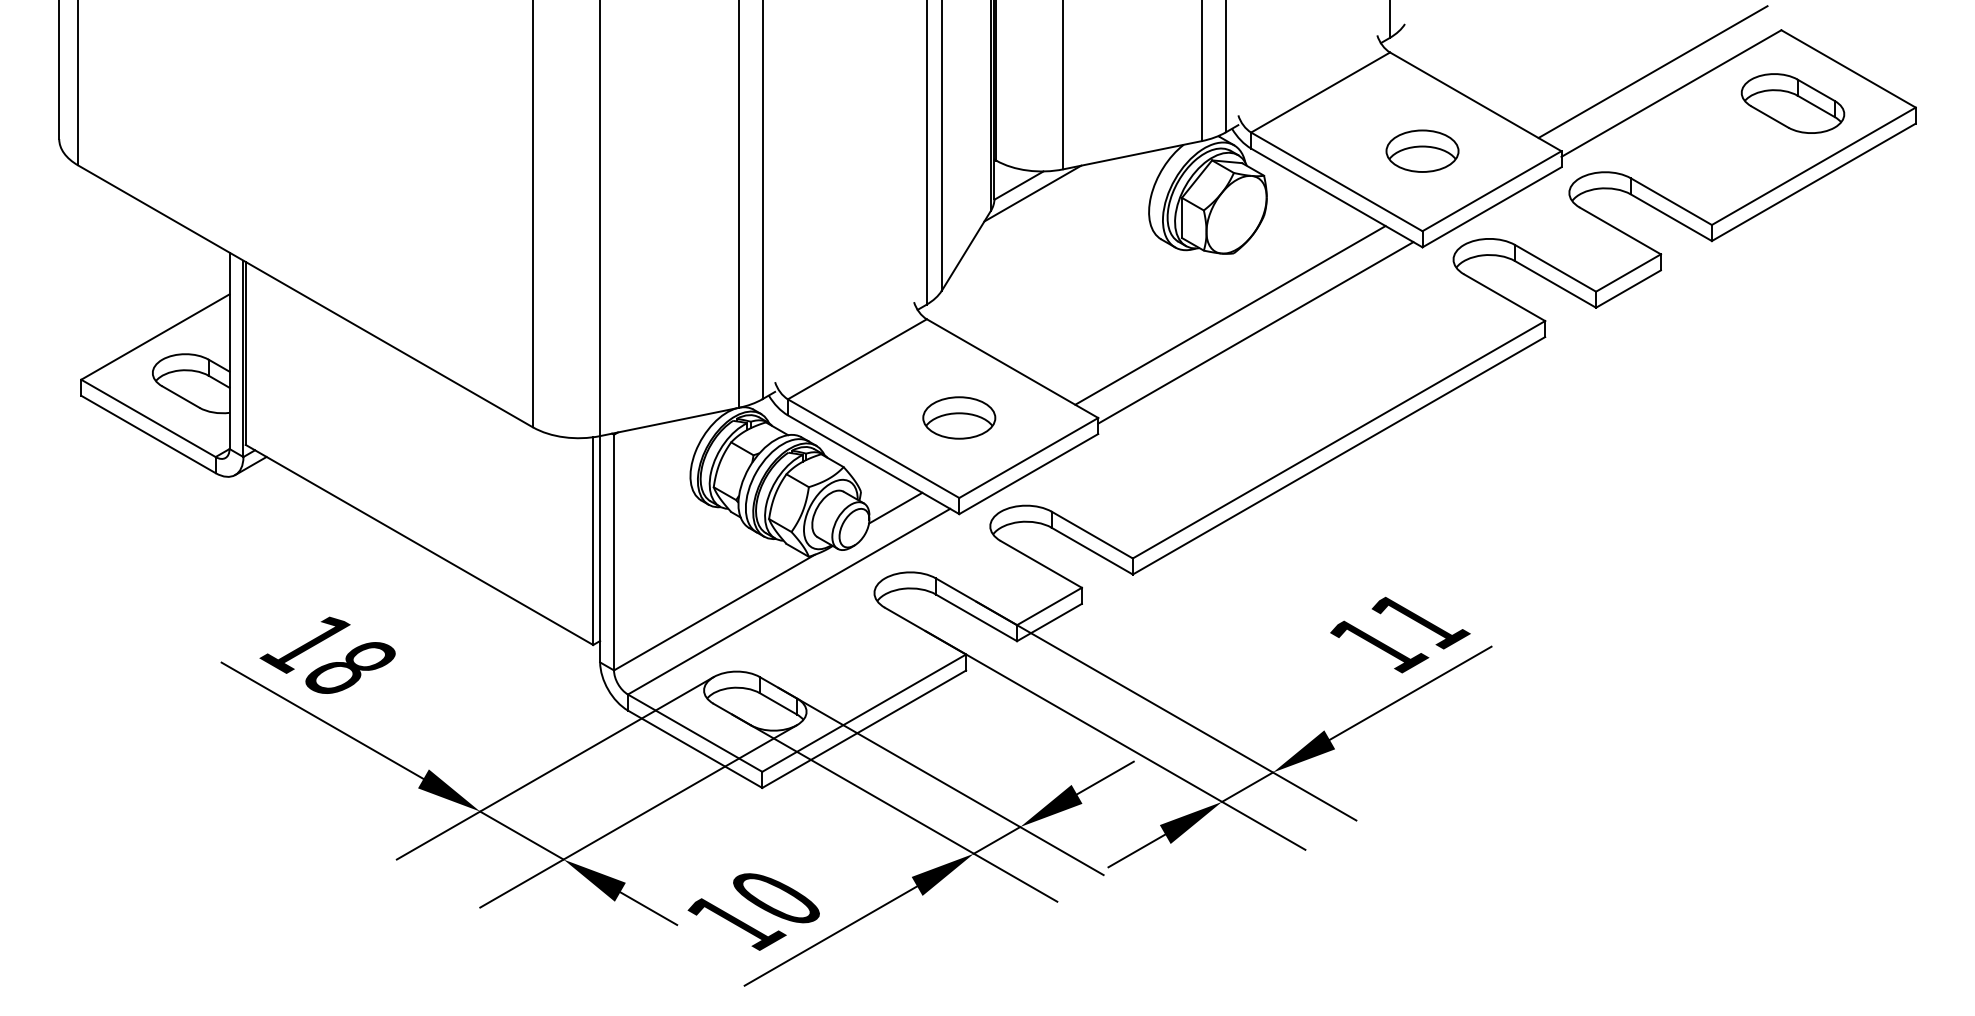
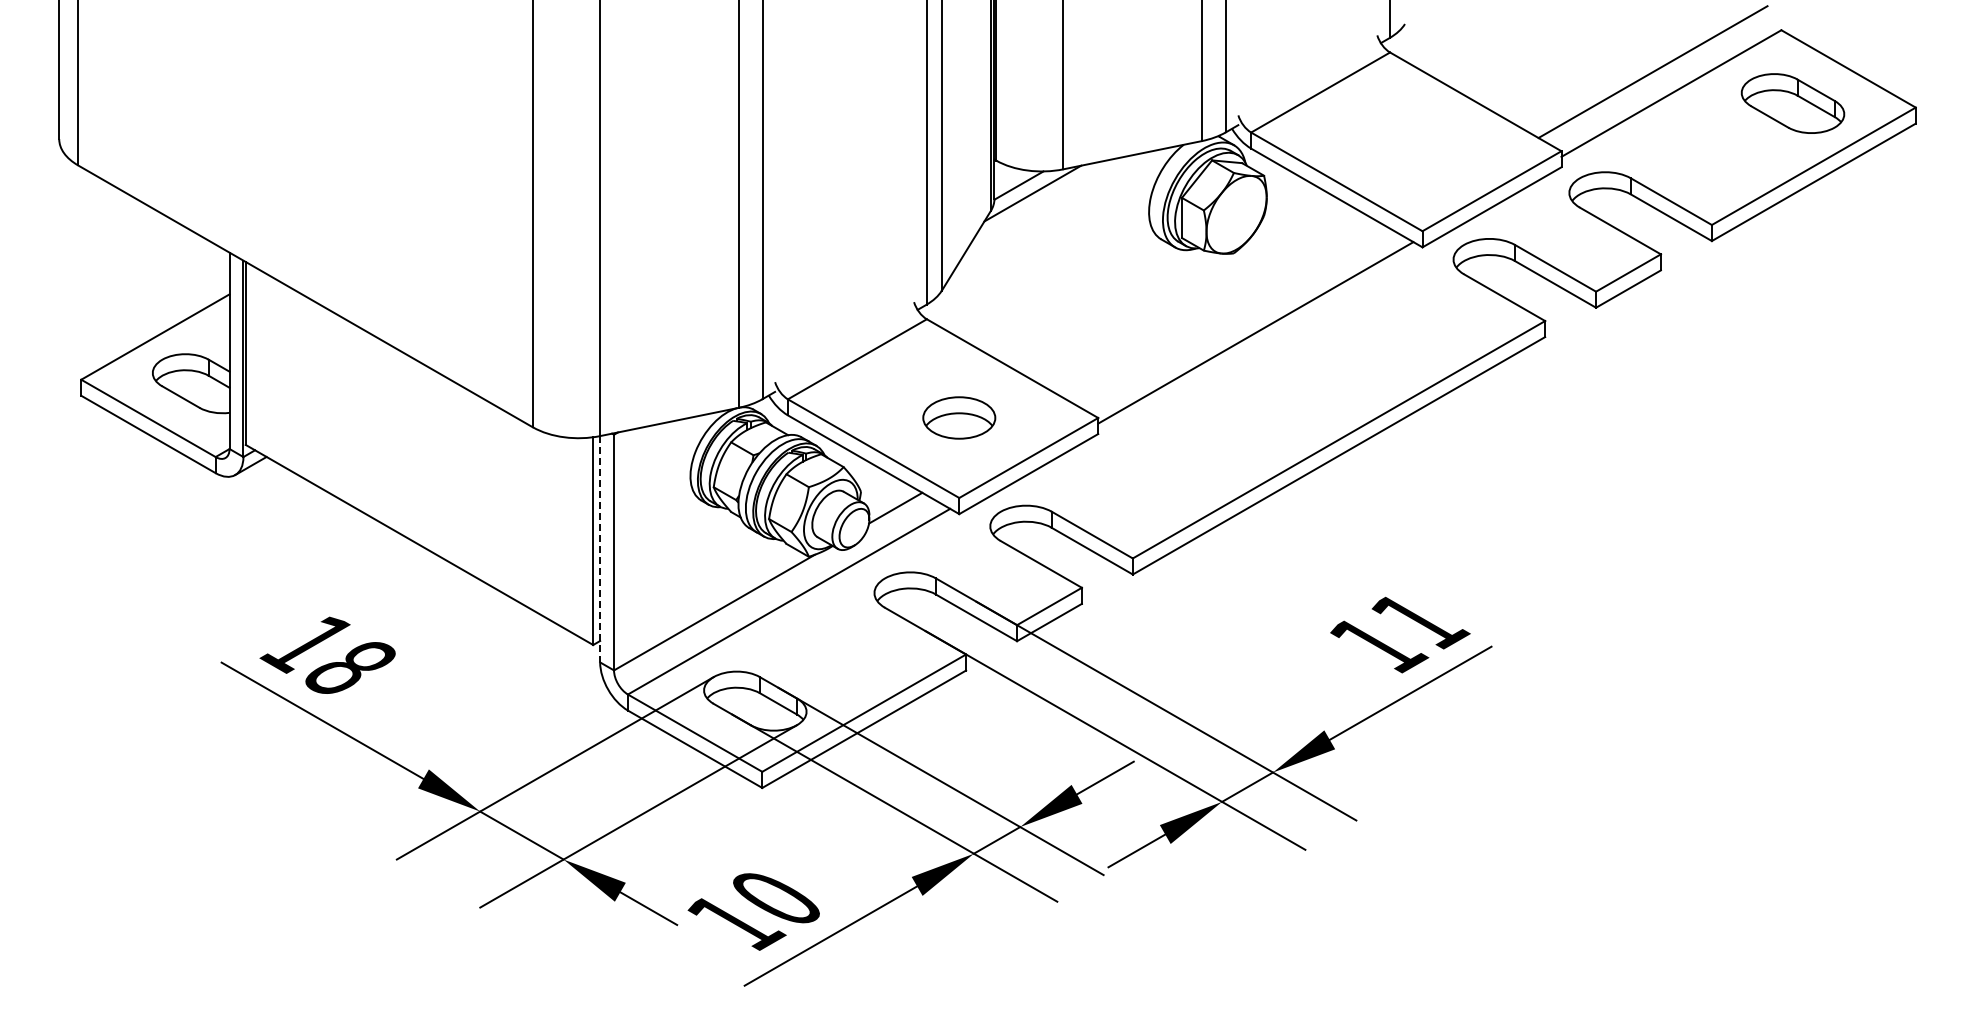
part: present -> none (1422, 150)
line: present -> none (1230, 315)
line: solid -> dashed (600, 549)
